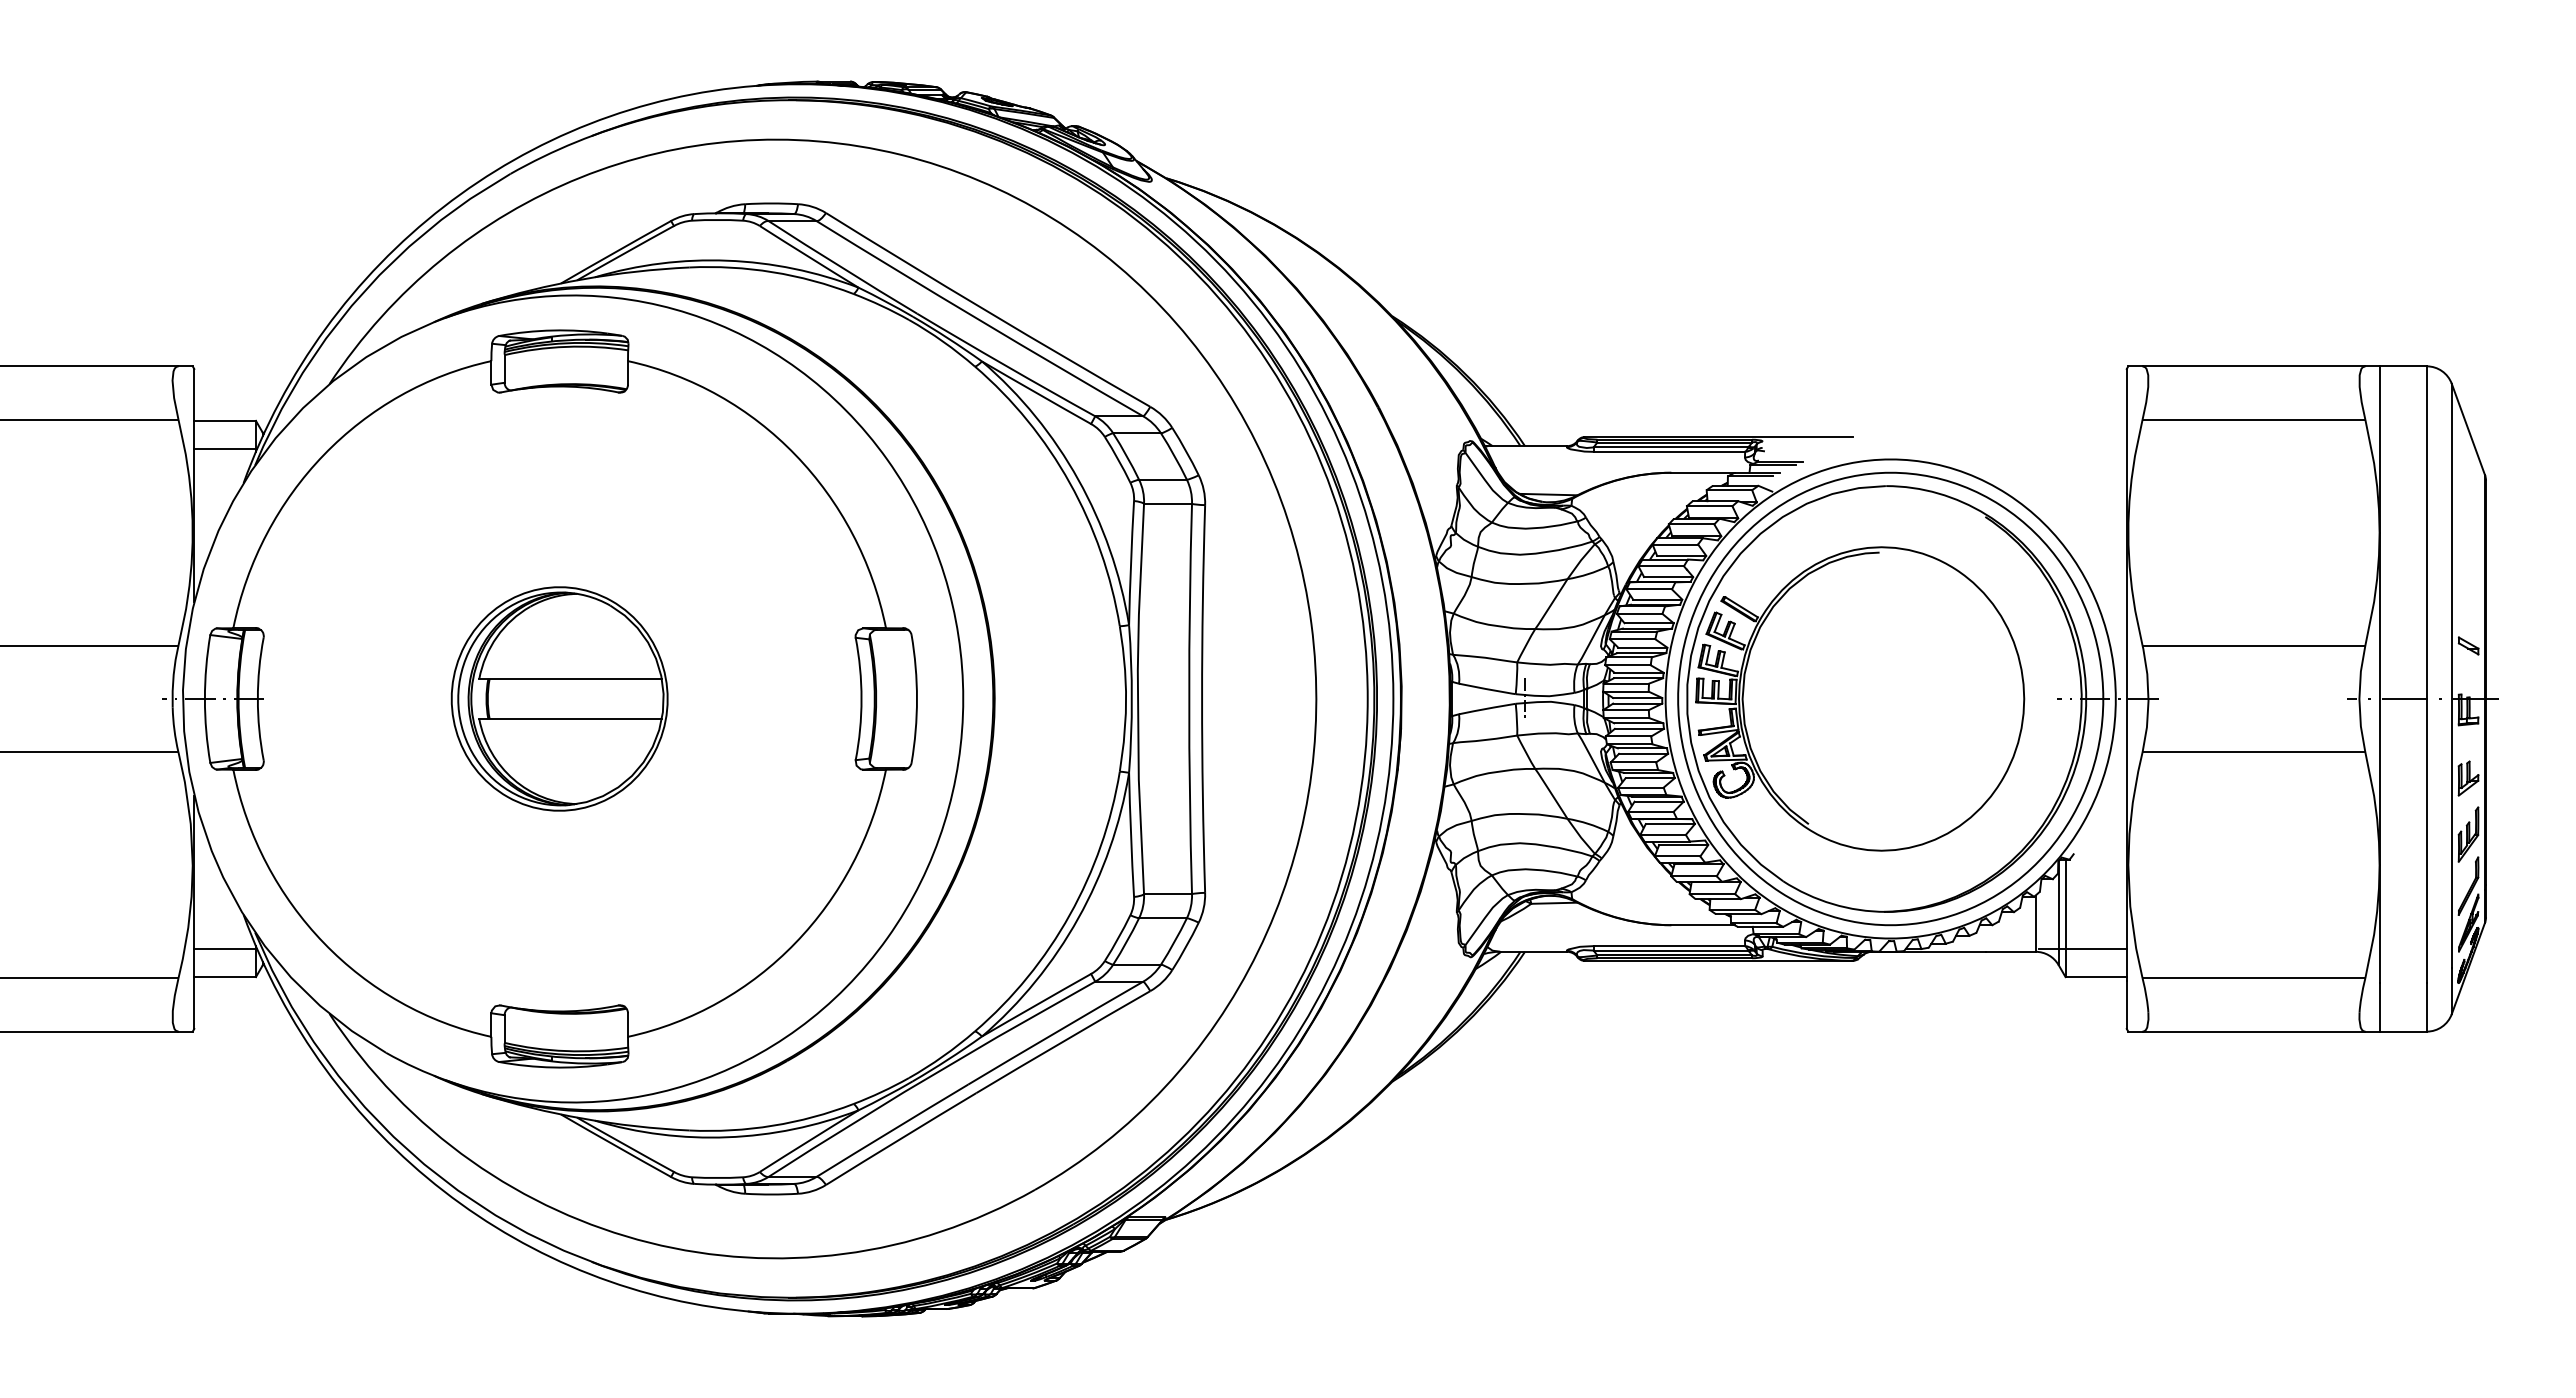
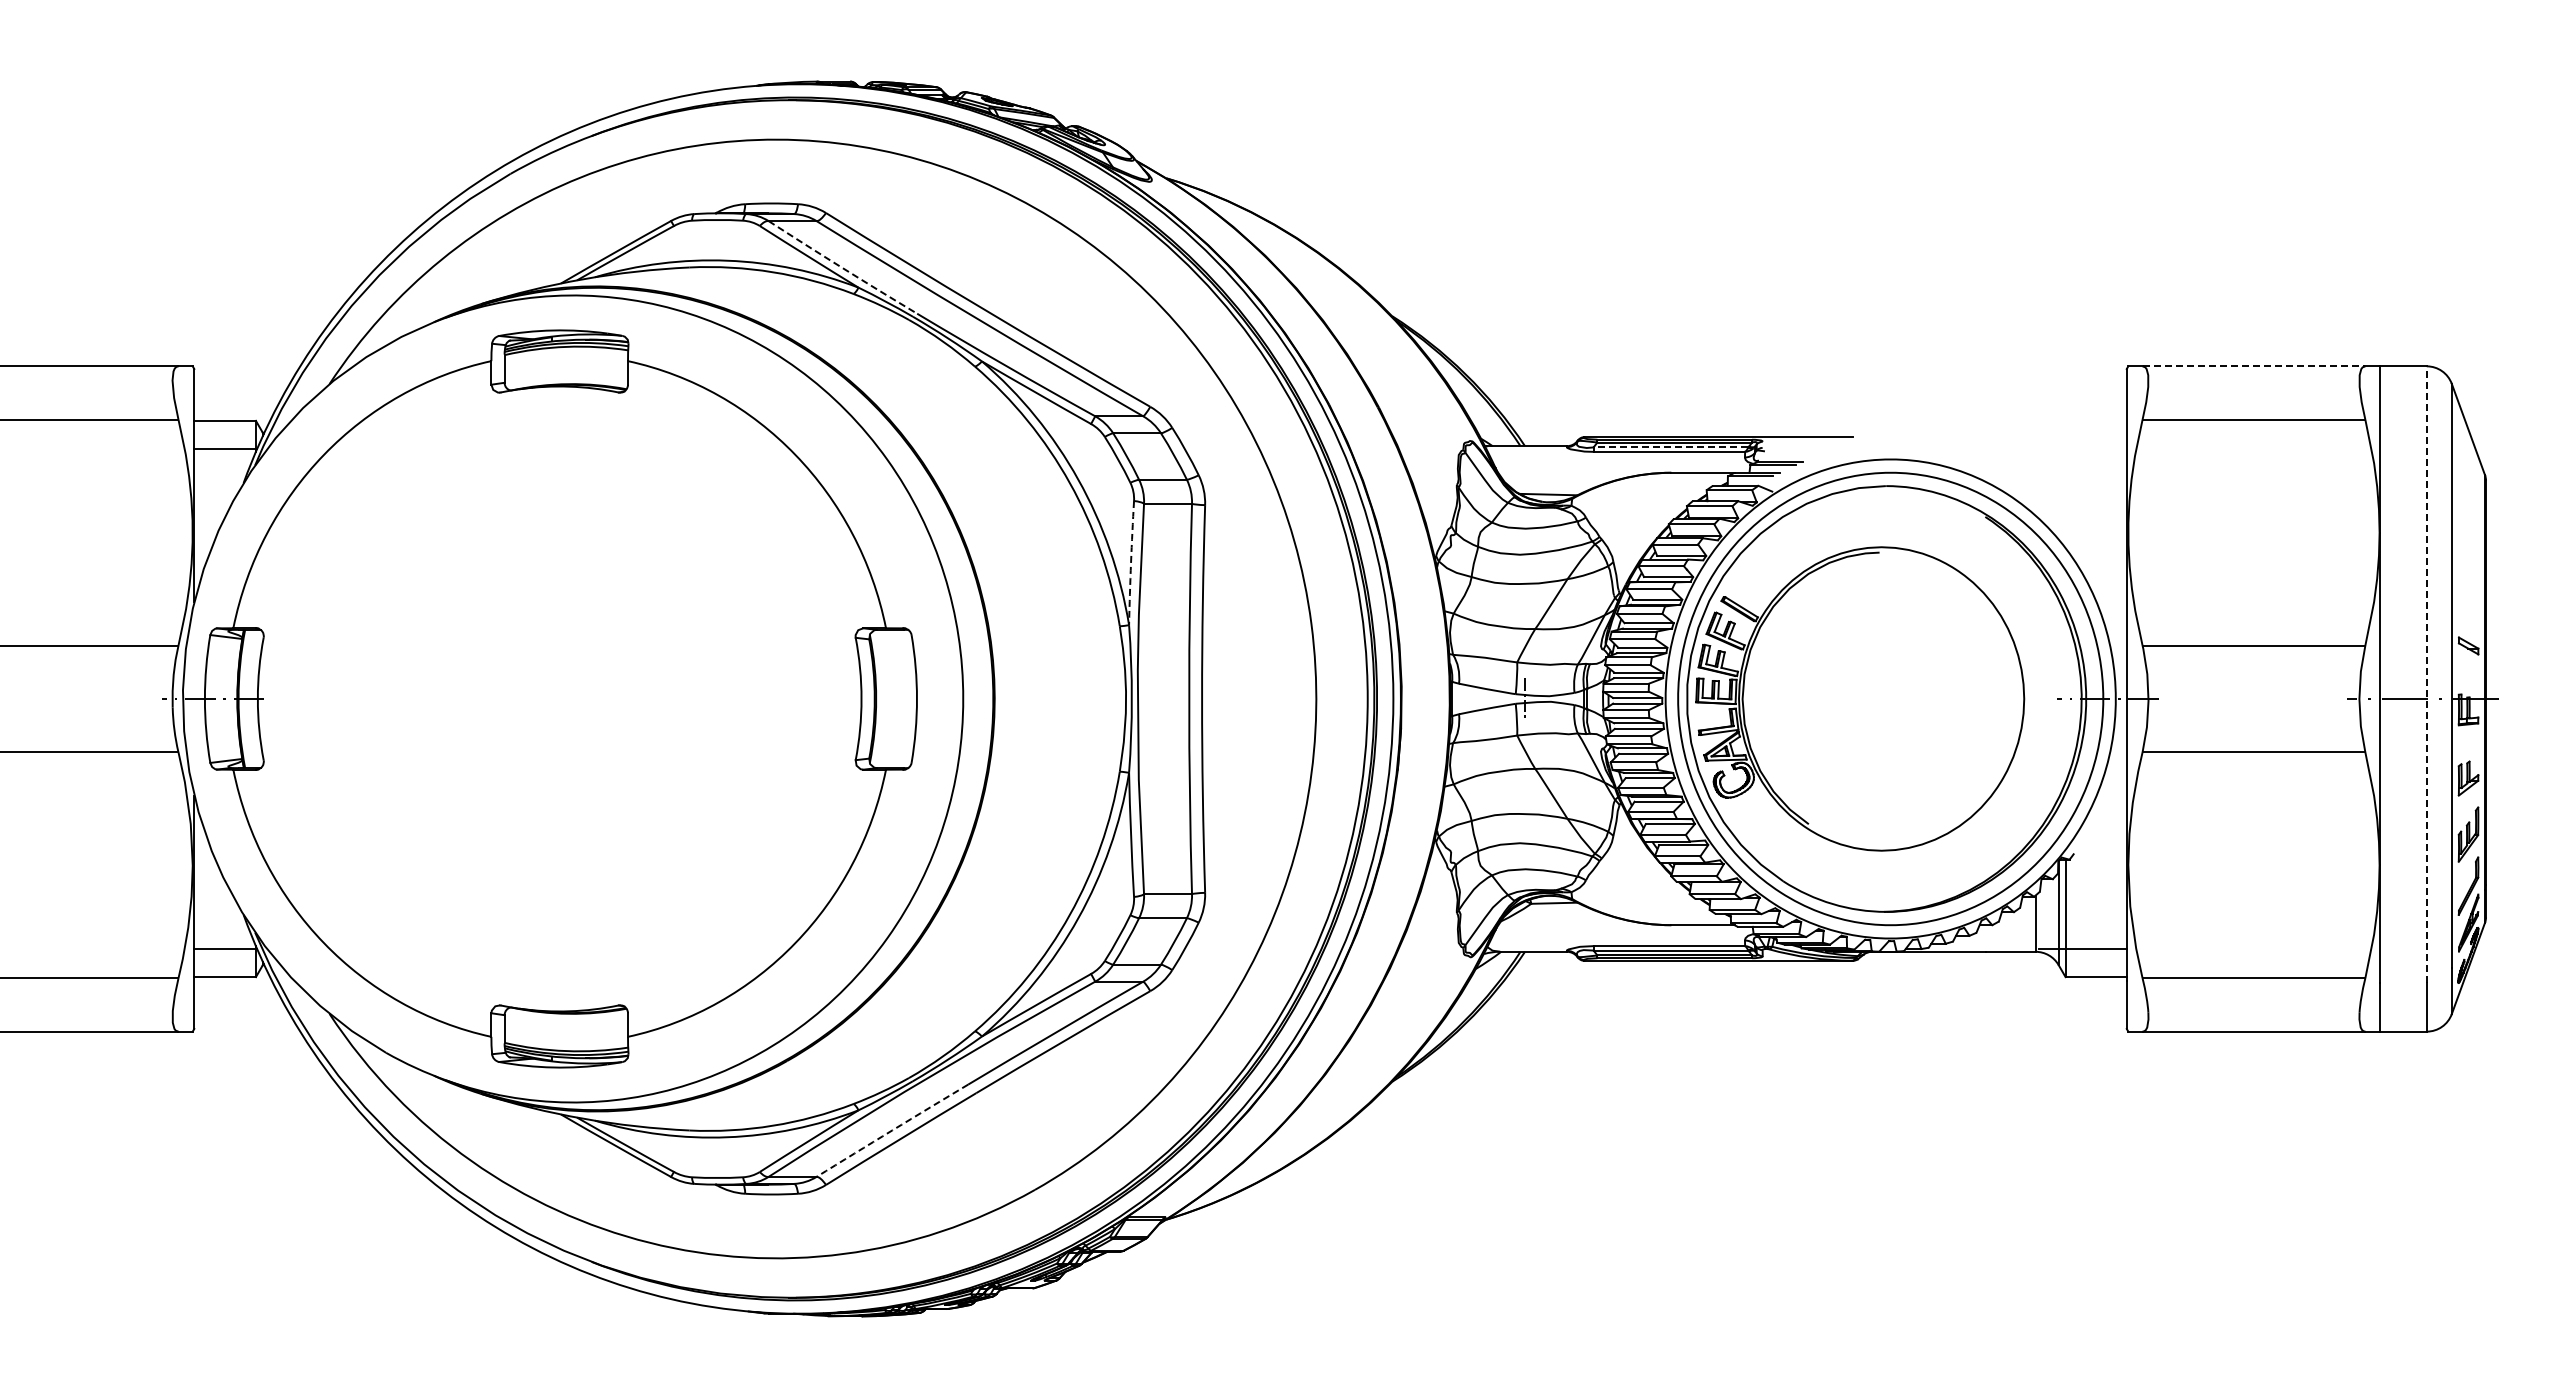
arc: solid -> dashed (842, 268)
line: solid -> dashed (2254, 366)
line: solid -> dashed (1670, 447)
arc: solid -> dashed (1131, 563)
line: solid -> dashed (2426, 674)
part: present -> none (559, 698)
arc: solid -> dashed (892, 1130)
